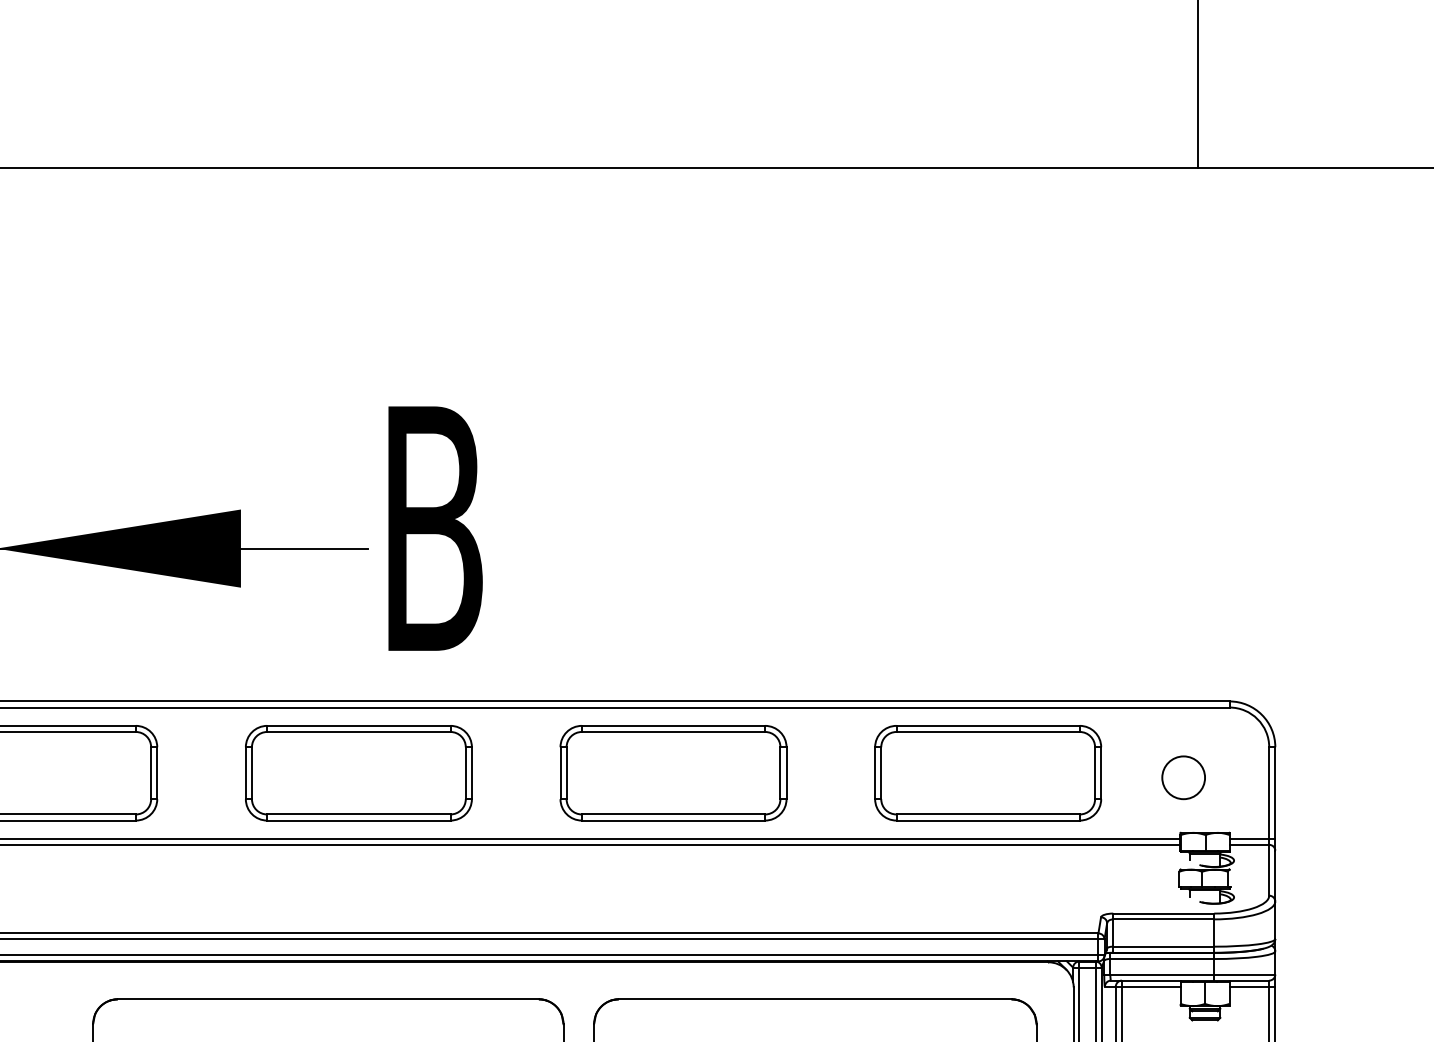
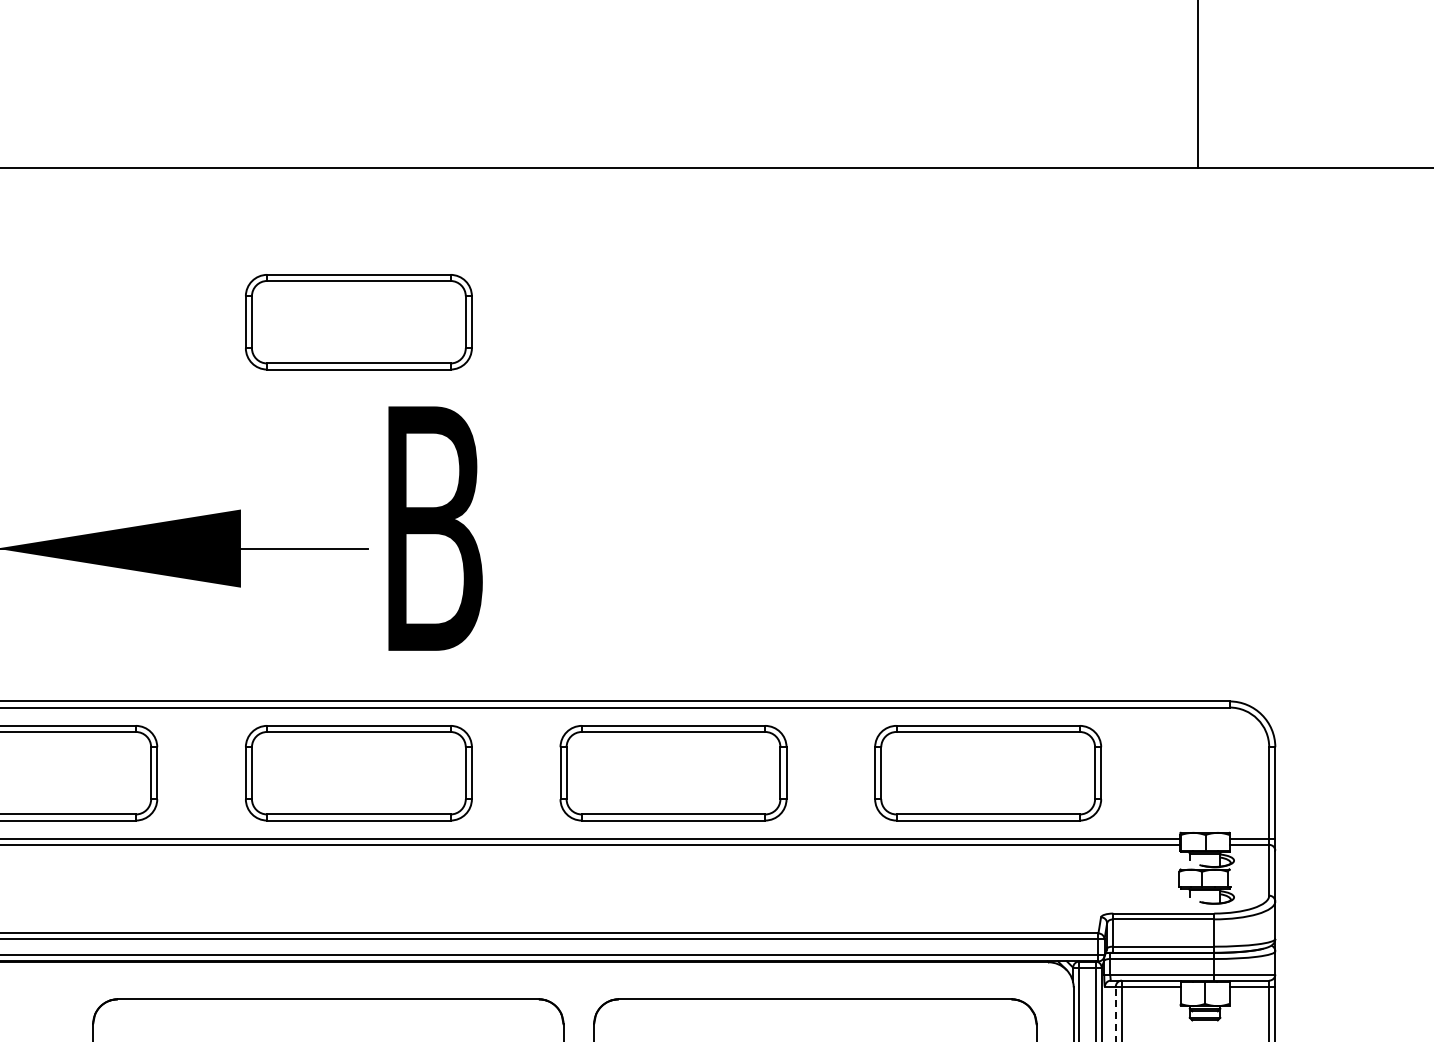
part: none -> present (358, 322)
circle: present -> none (1183, 777)
line: solid -> dashed (1115, 1013)
